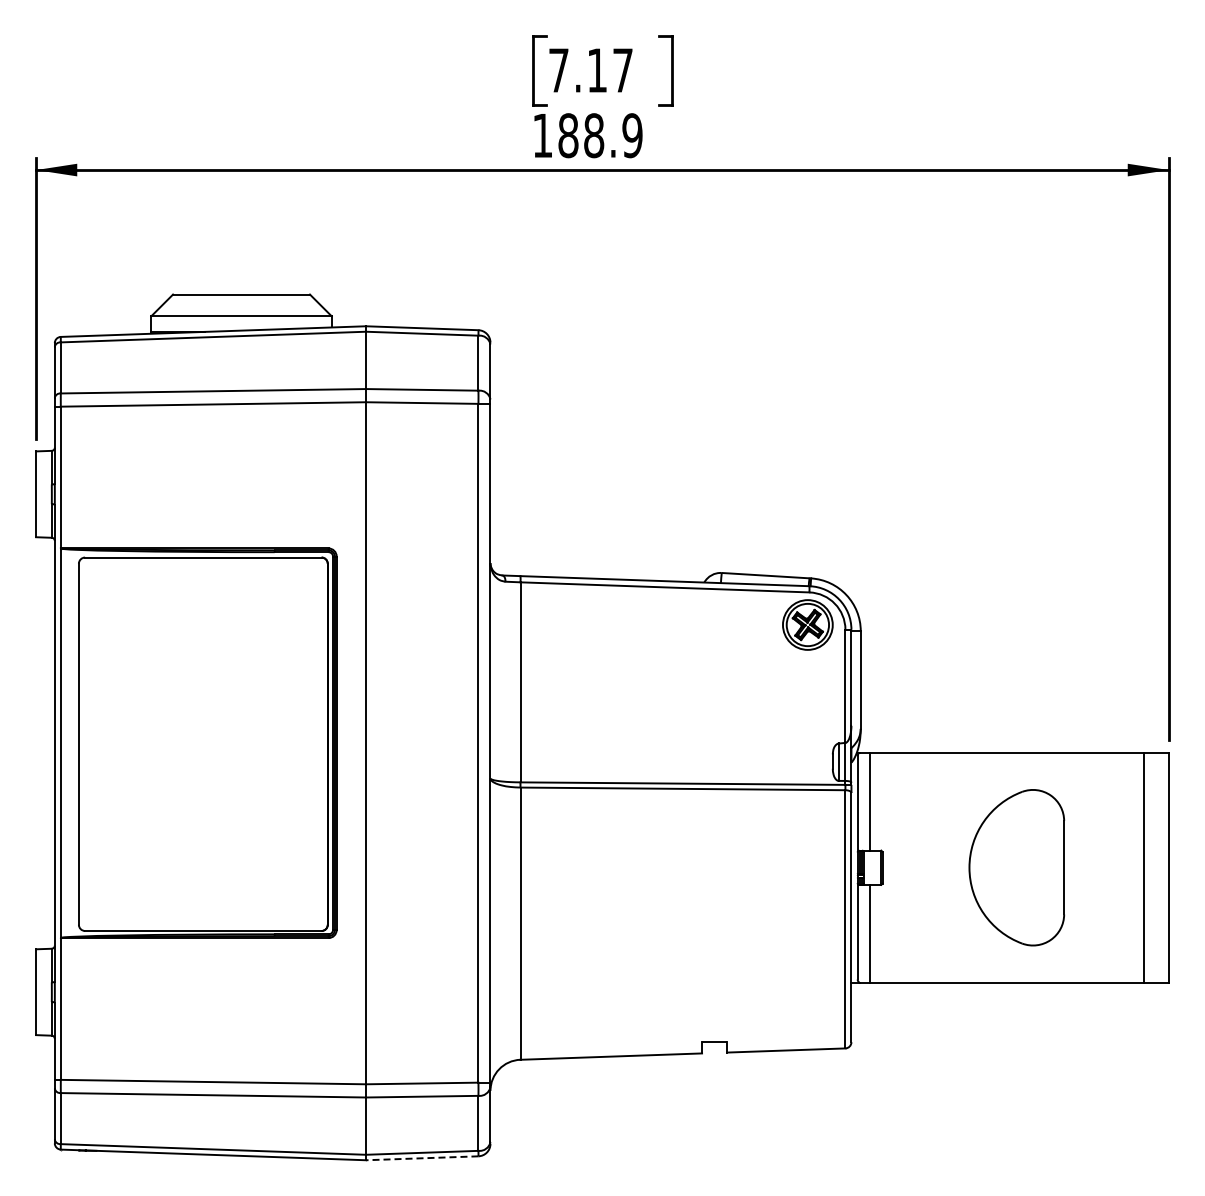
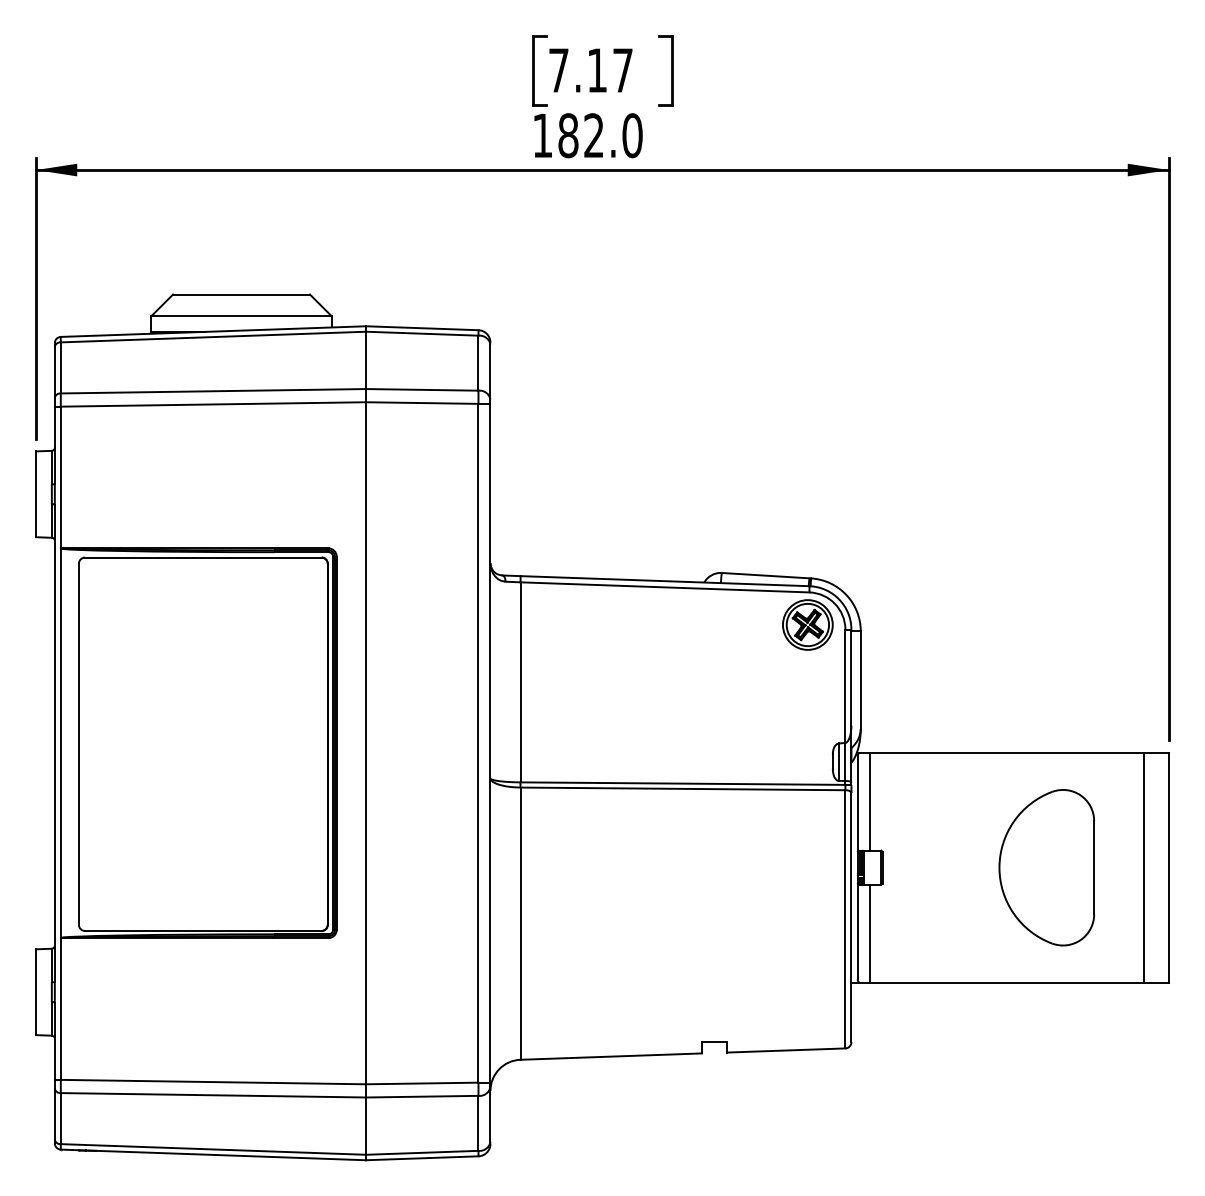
text: 188.9 -> 182.0 (613, 135)
part position: (1016, 867) -> (1046, 867) (1046, 867)
line: dashed -> solid (421, 1158)
